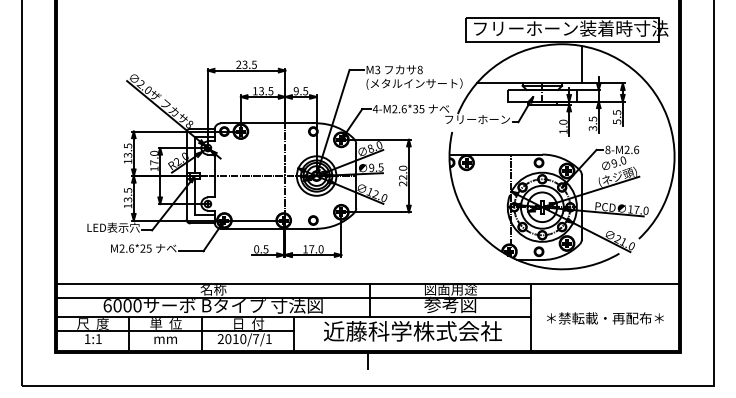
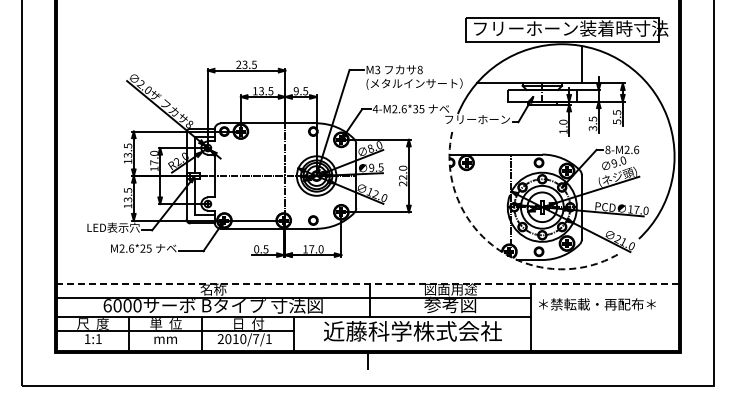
arc: solid -> dashed (495, 247)
line: solid -> dashed (368, 284)
text position: (605, 318) -> (597, 304) (597, 304)
